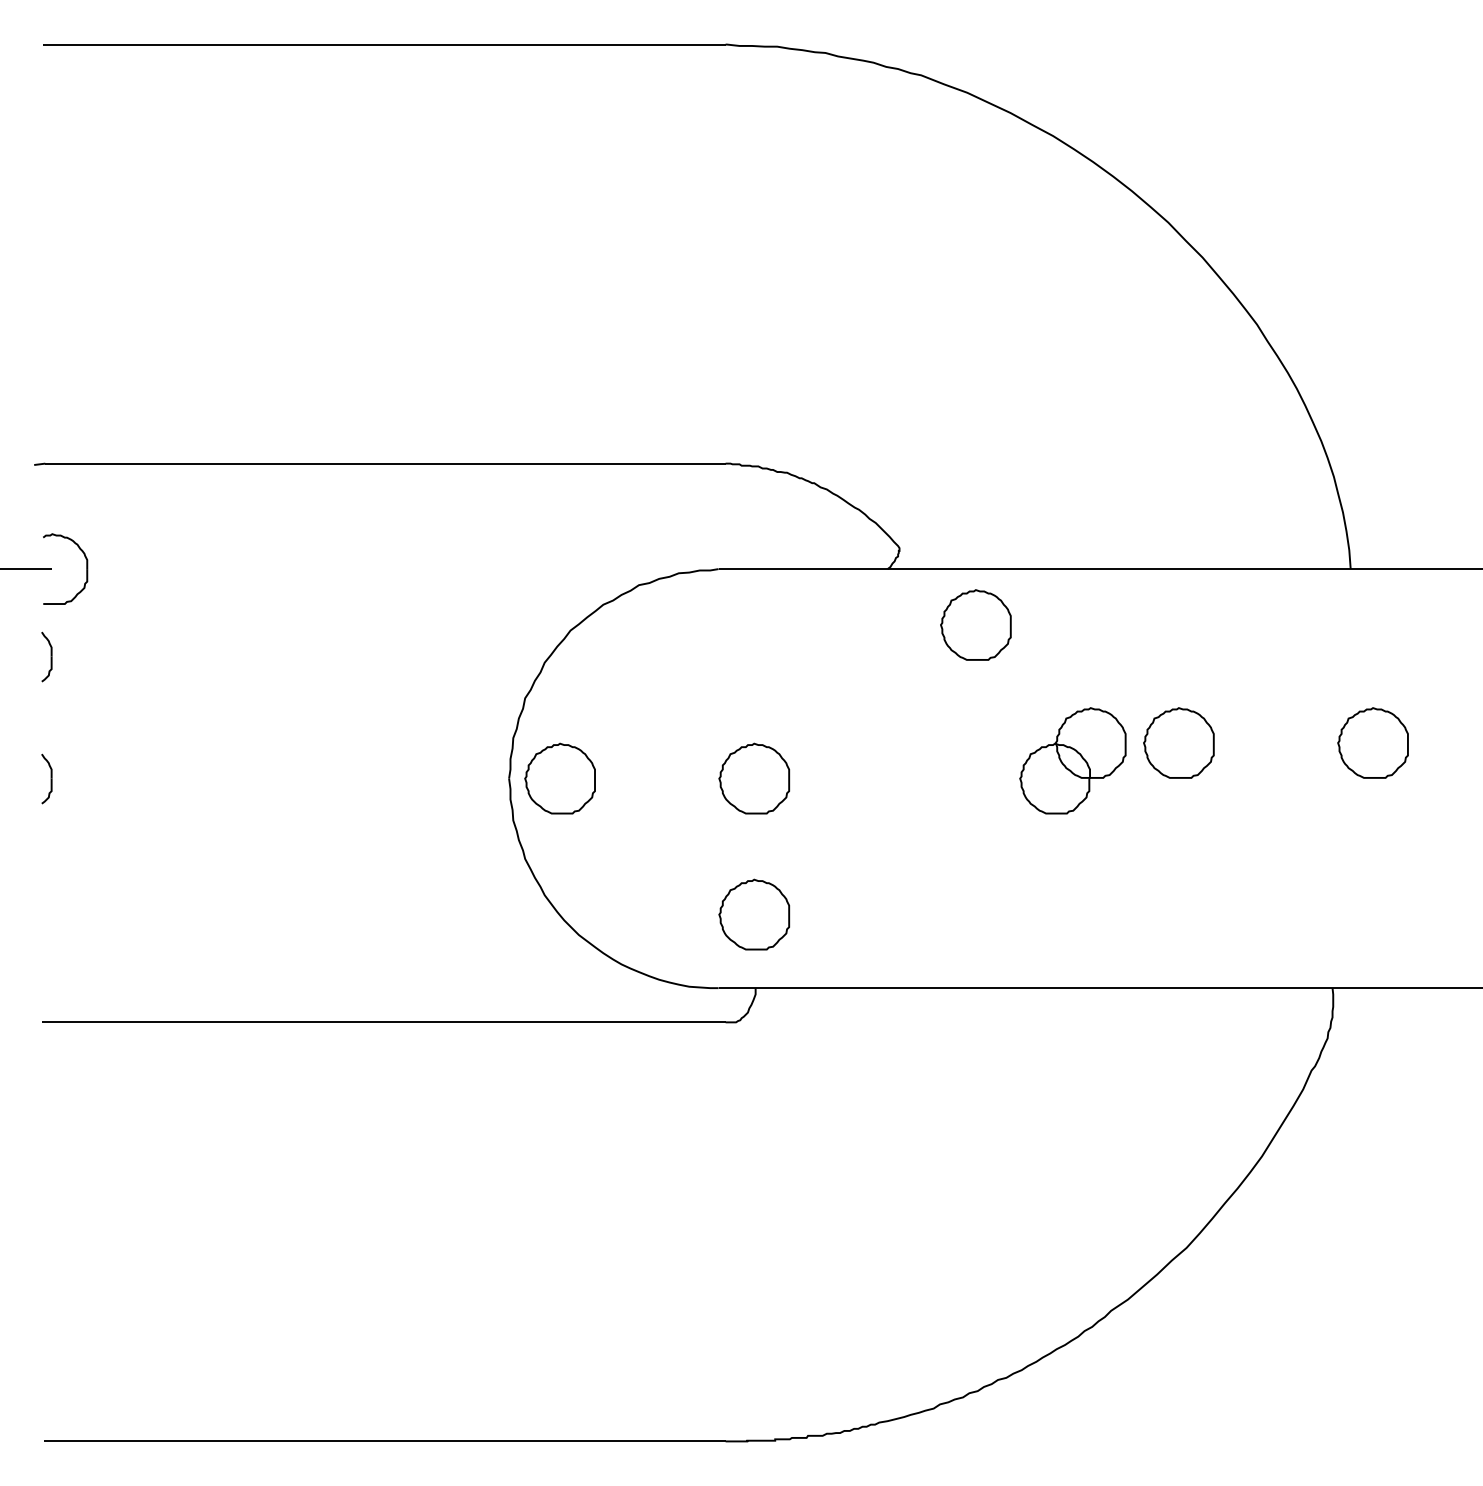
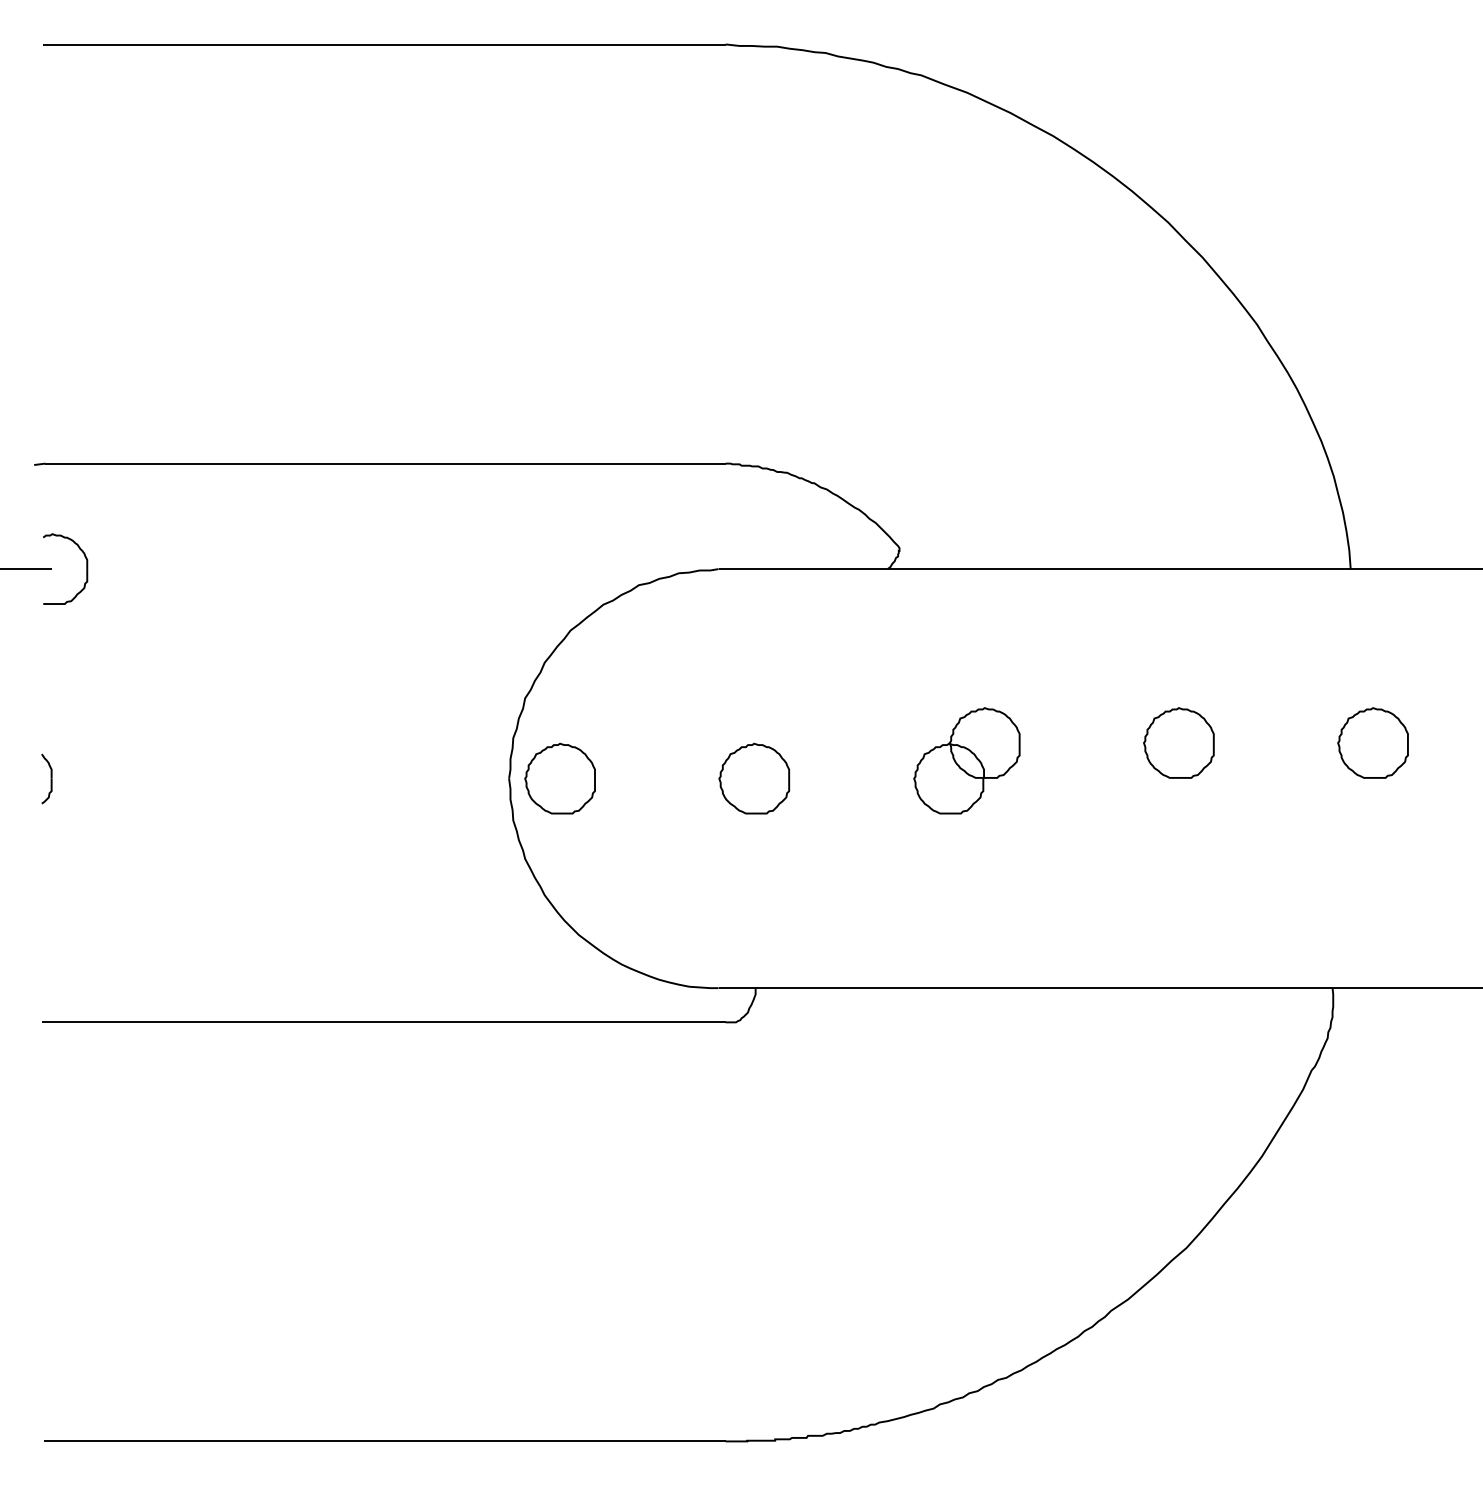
part: present -> none (975, 624)
part: present -> none (46, 656)
part position: (1072, 760) -> (966, 760) (966, 760)
part: present -> none (754, 914)
